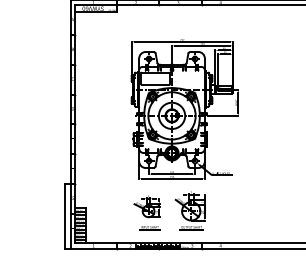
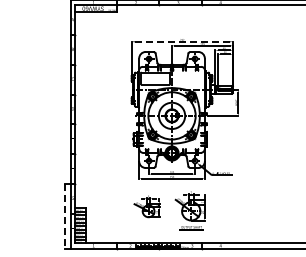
line: solid -> dashed (181, 41)
line: solid -> dashed (64, 216)
line: present -> none (148, 228)
